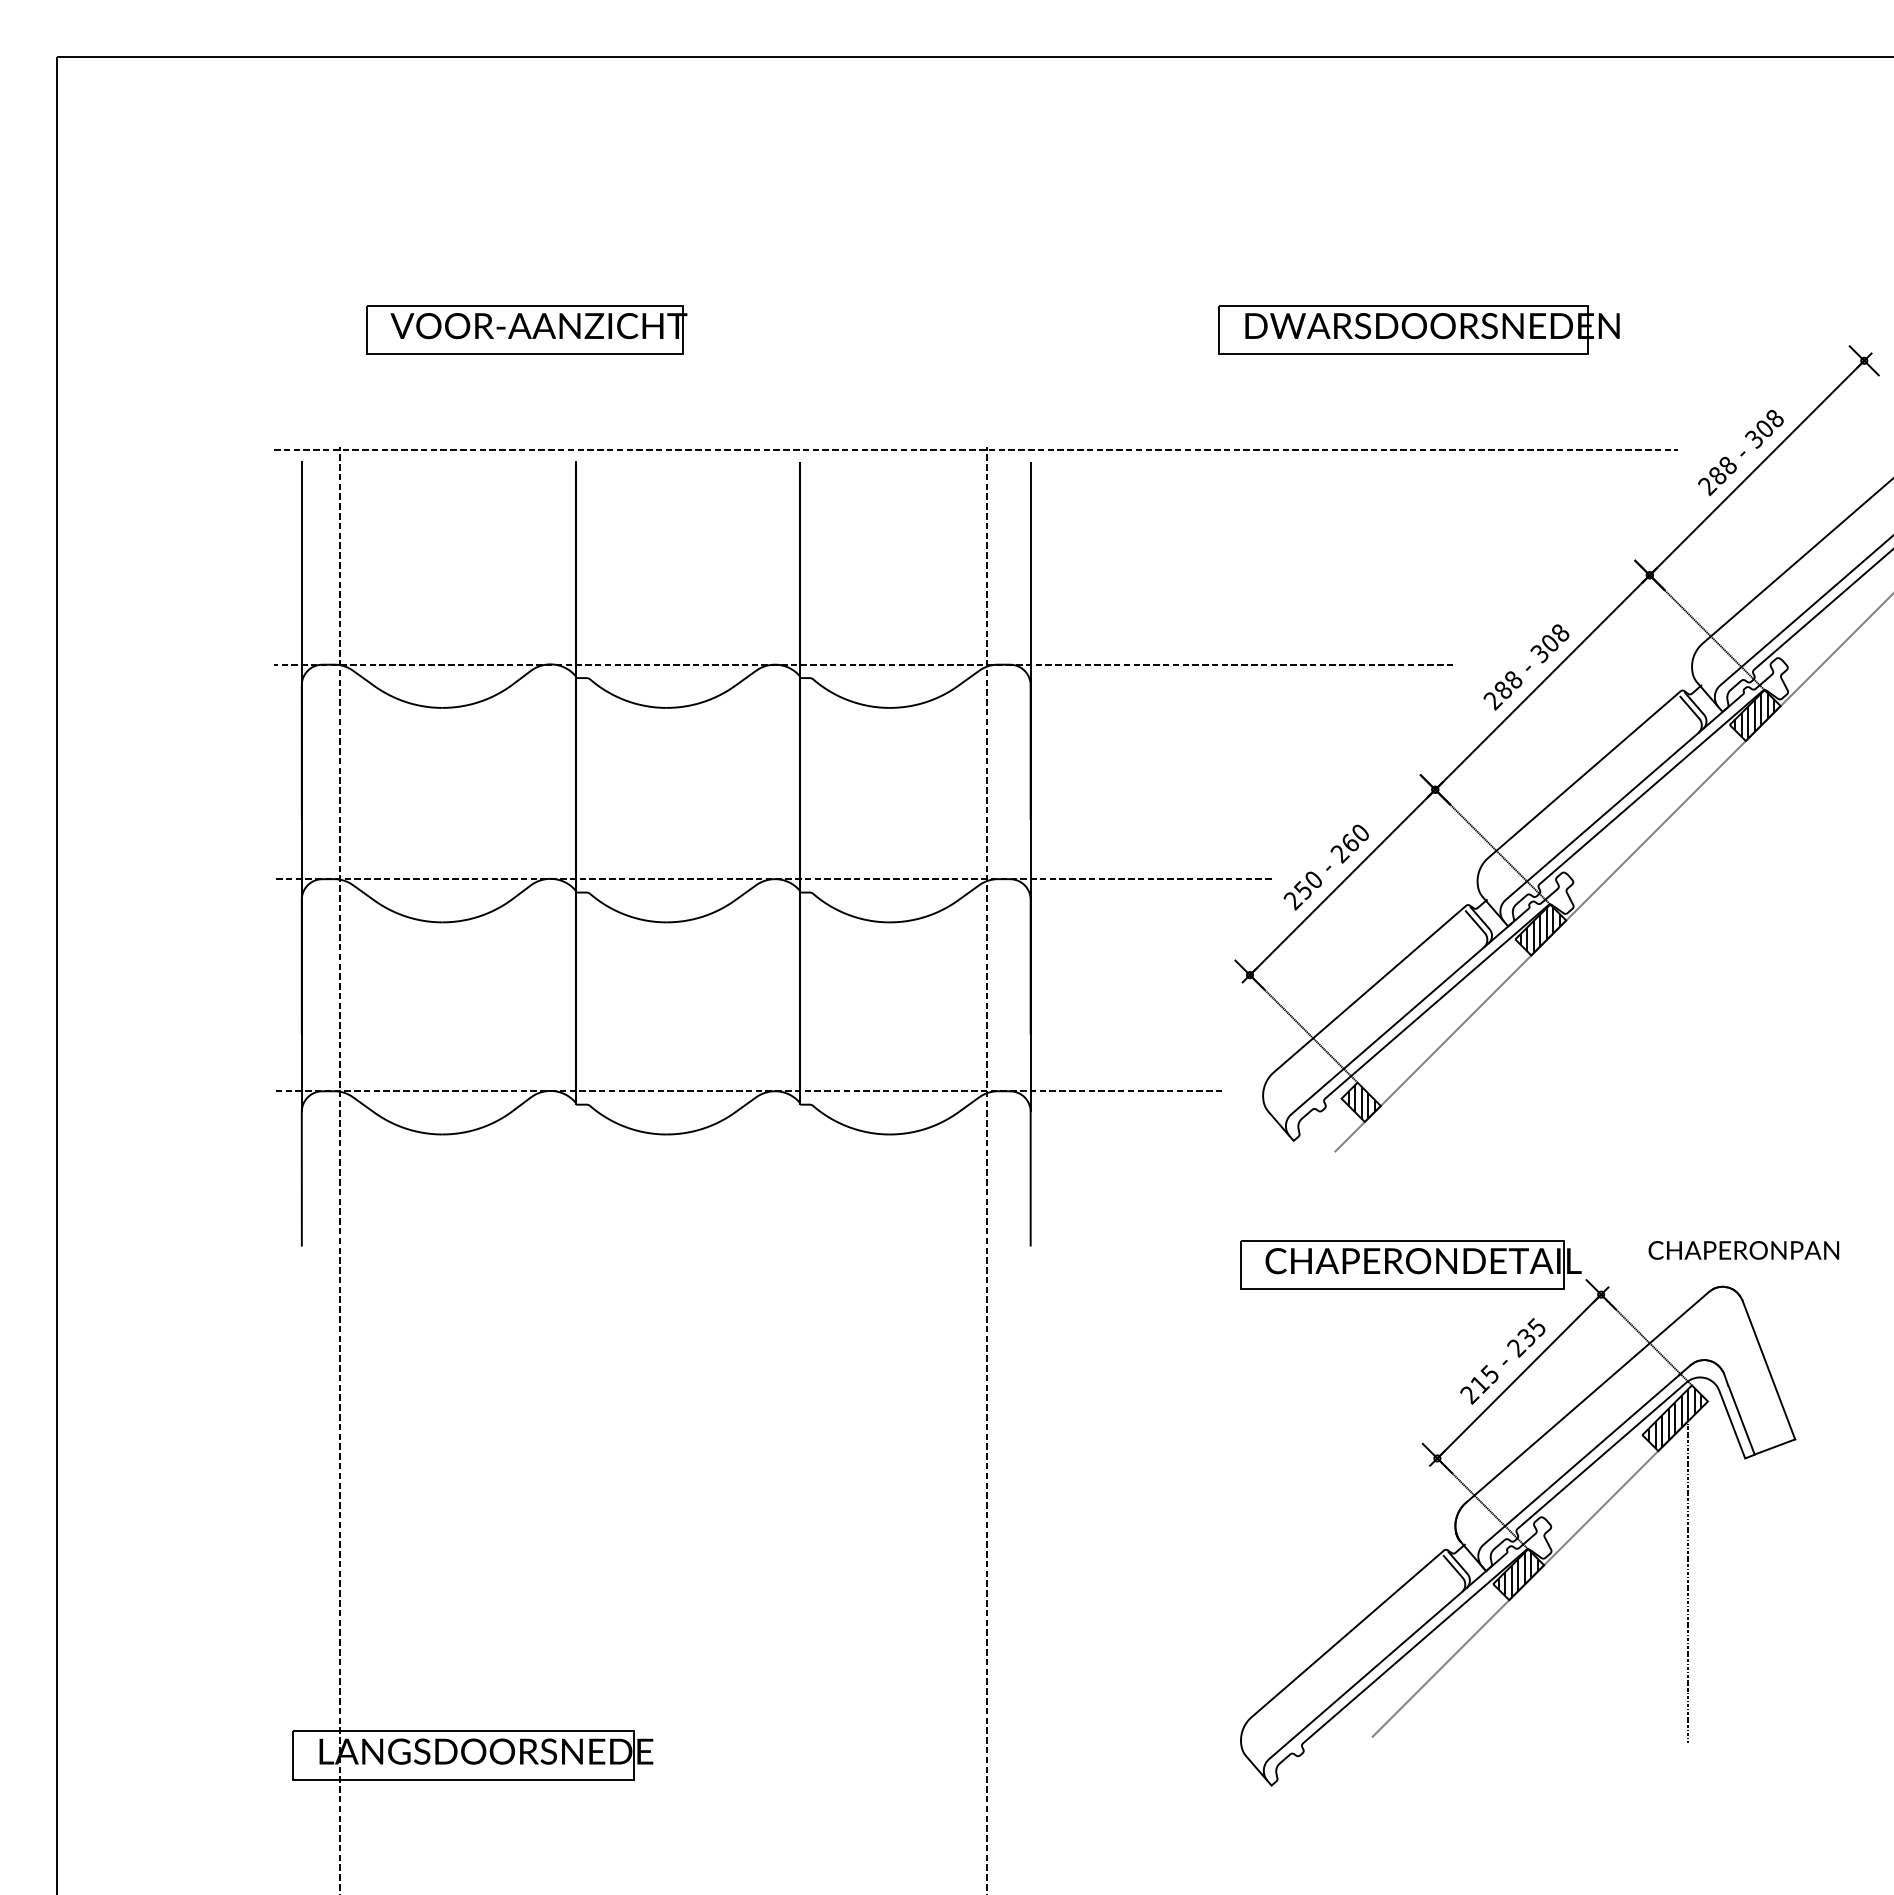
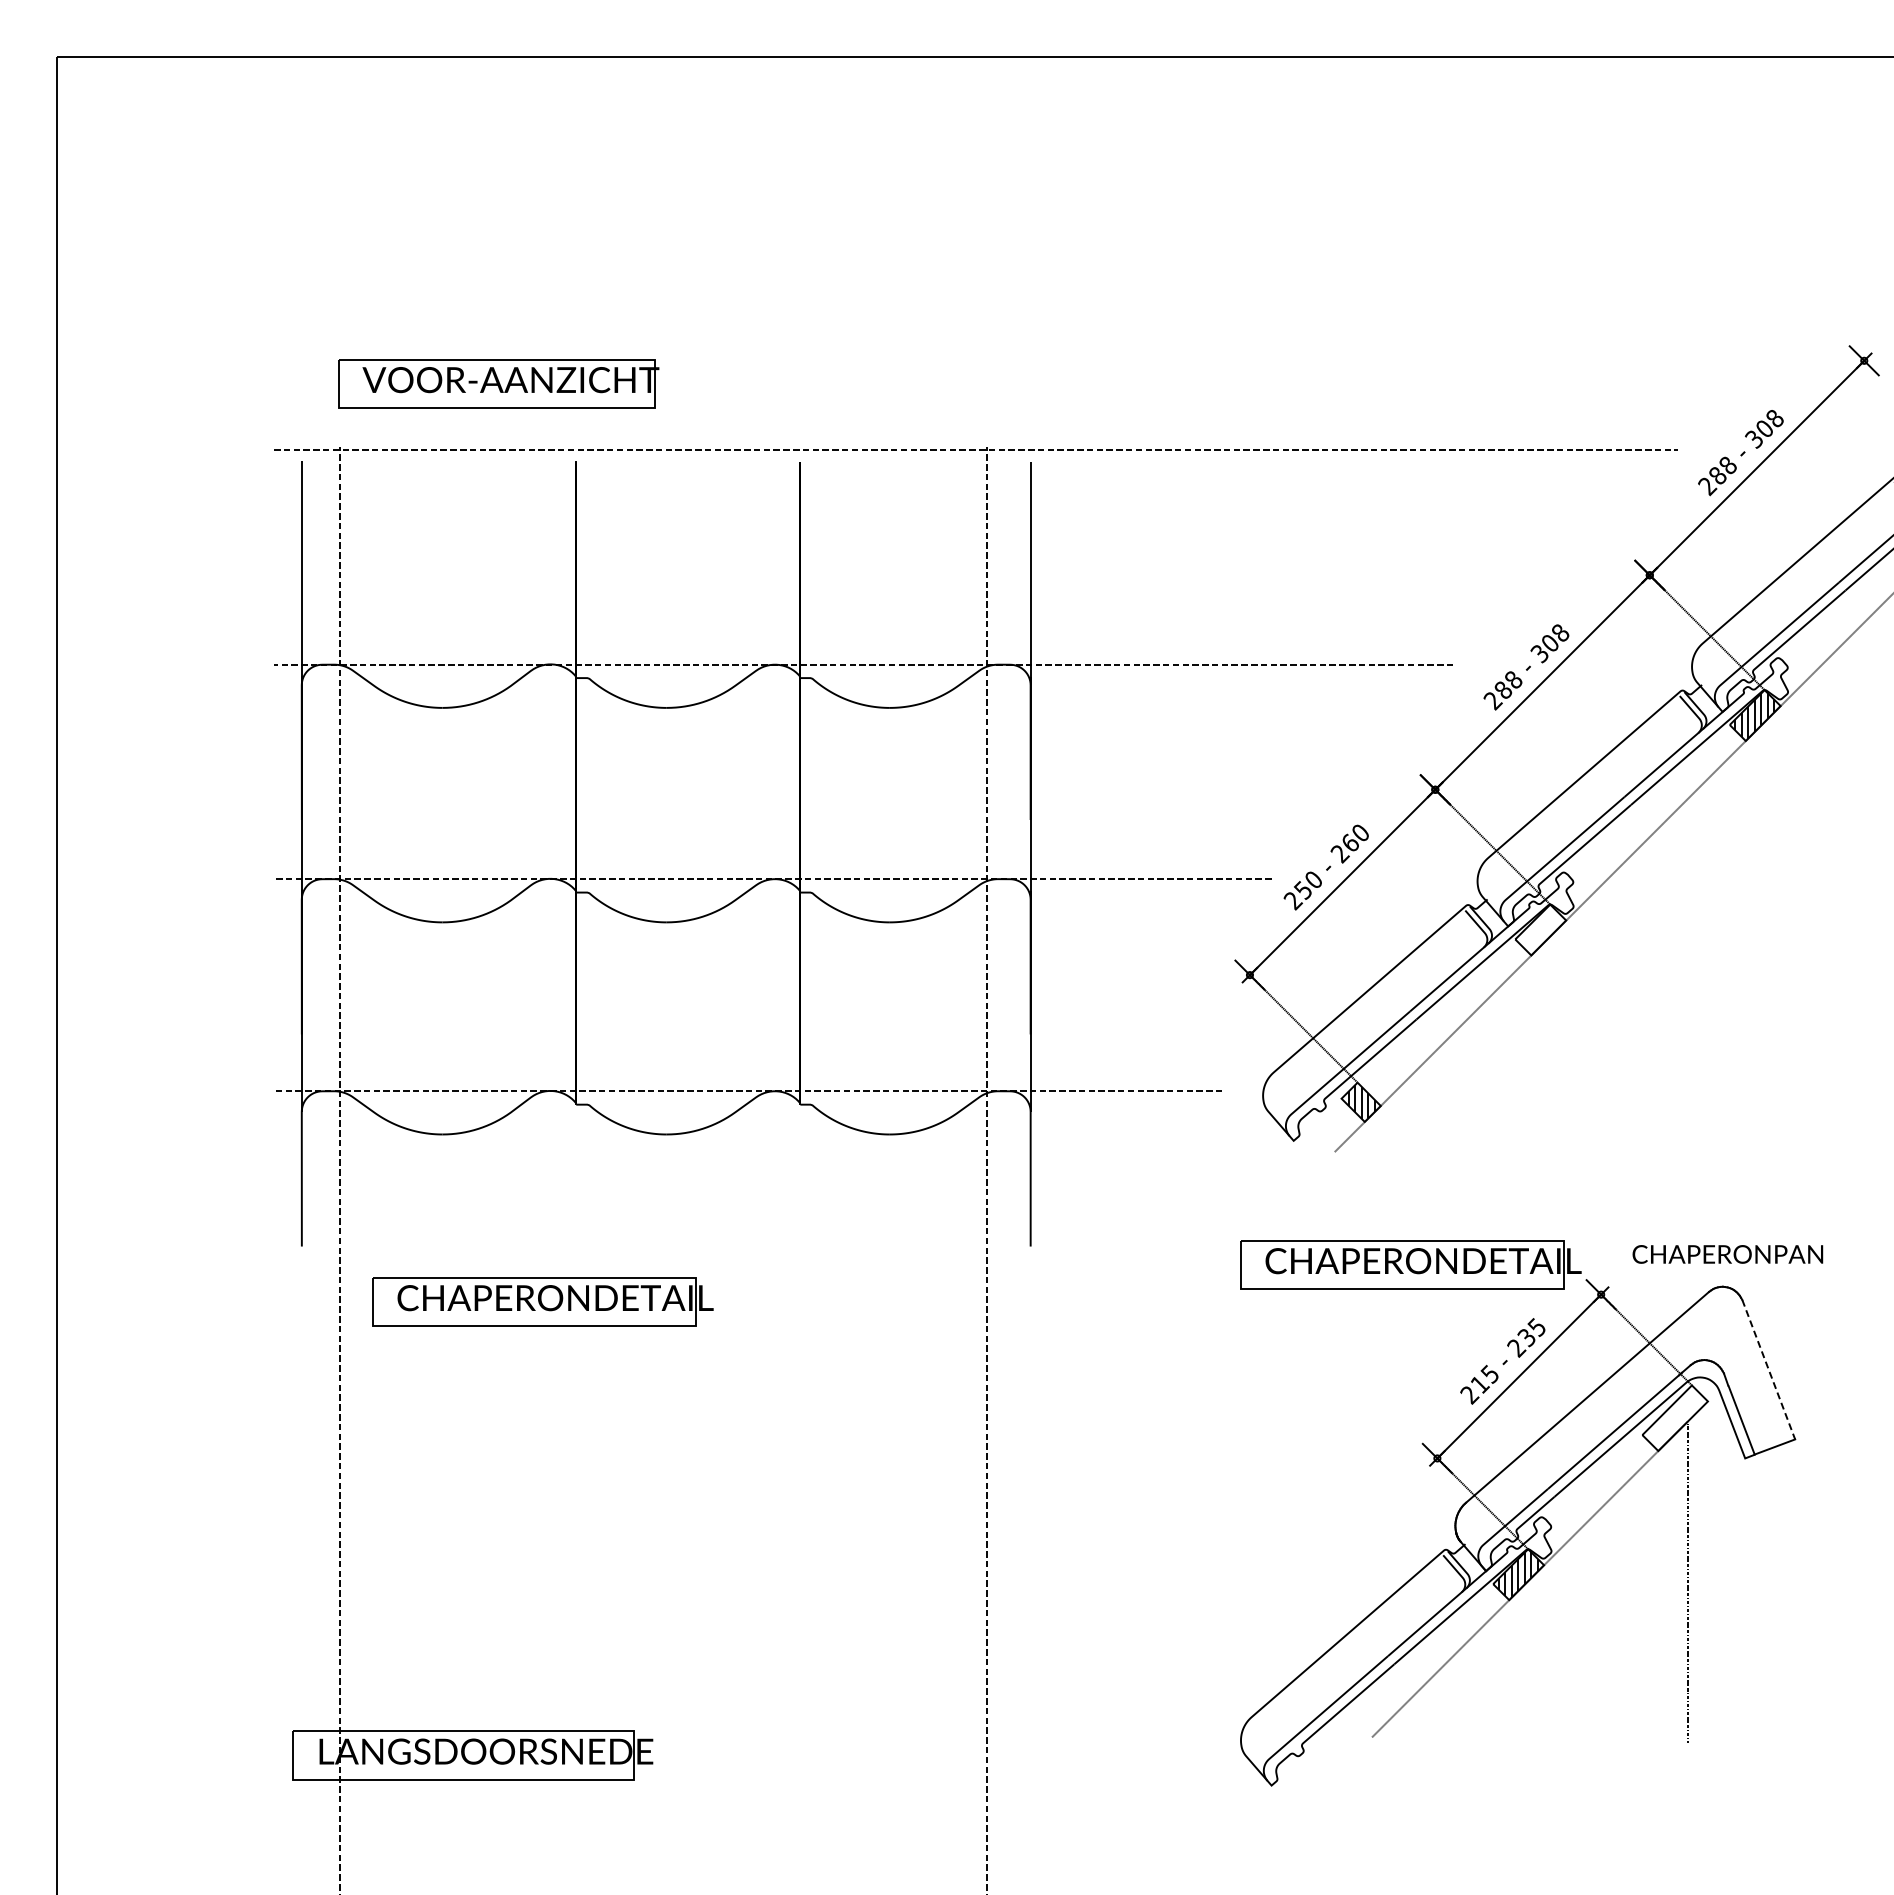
part position: (526, 329) -> (498, 383) (498, 383)
part: present -> none (1418, 329)
hatch: present -> none (1539, 930)
text position: (1743, 1250) -> (1727, 1254) (1727, 1254)
part: none -> present (542, 1301)
line: solid -> dashed (1768, 1369)
hatch: present -> none (1674, 1418)
